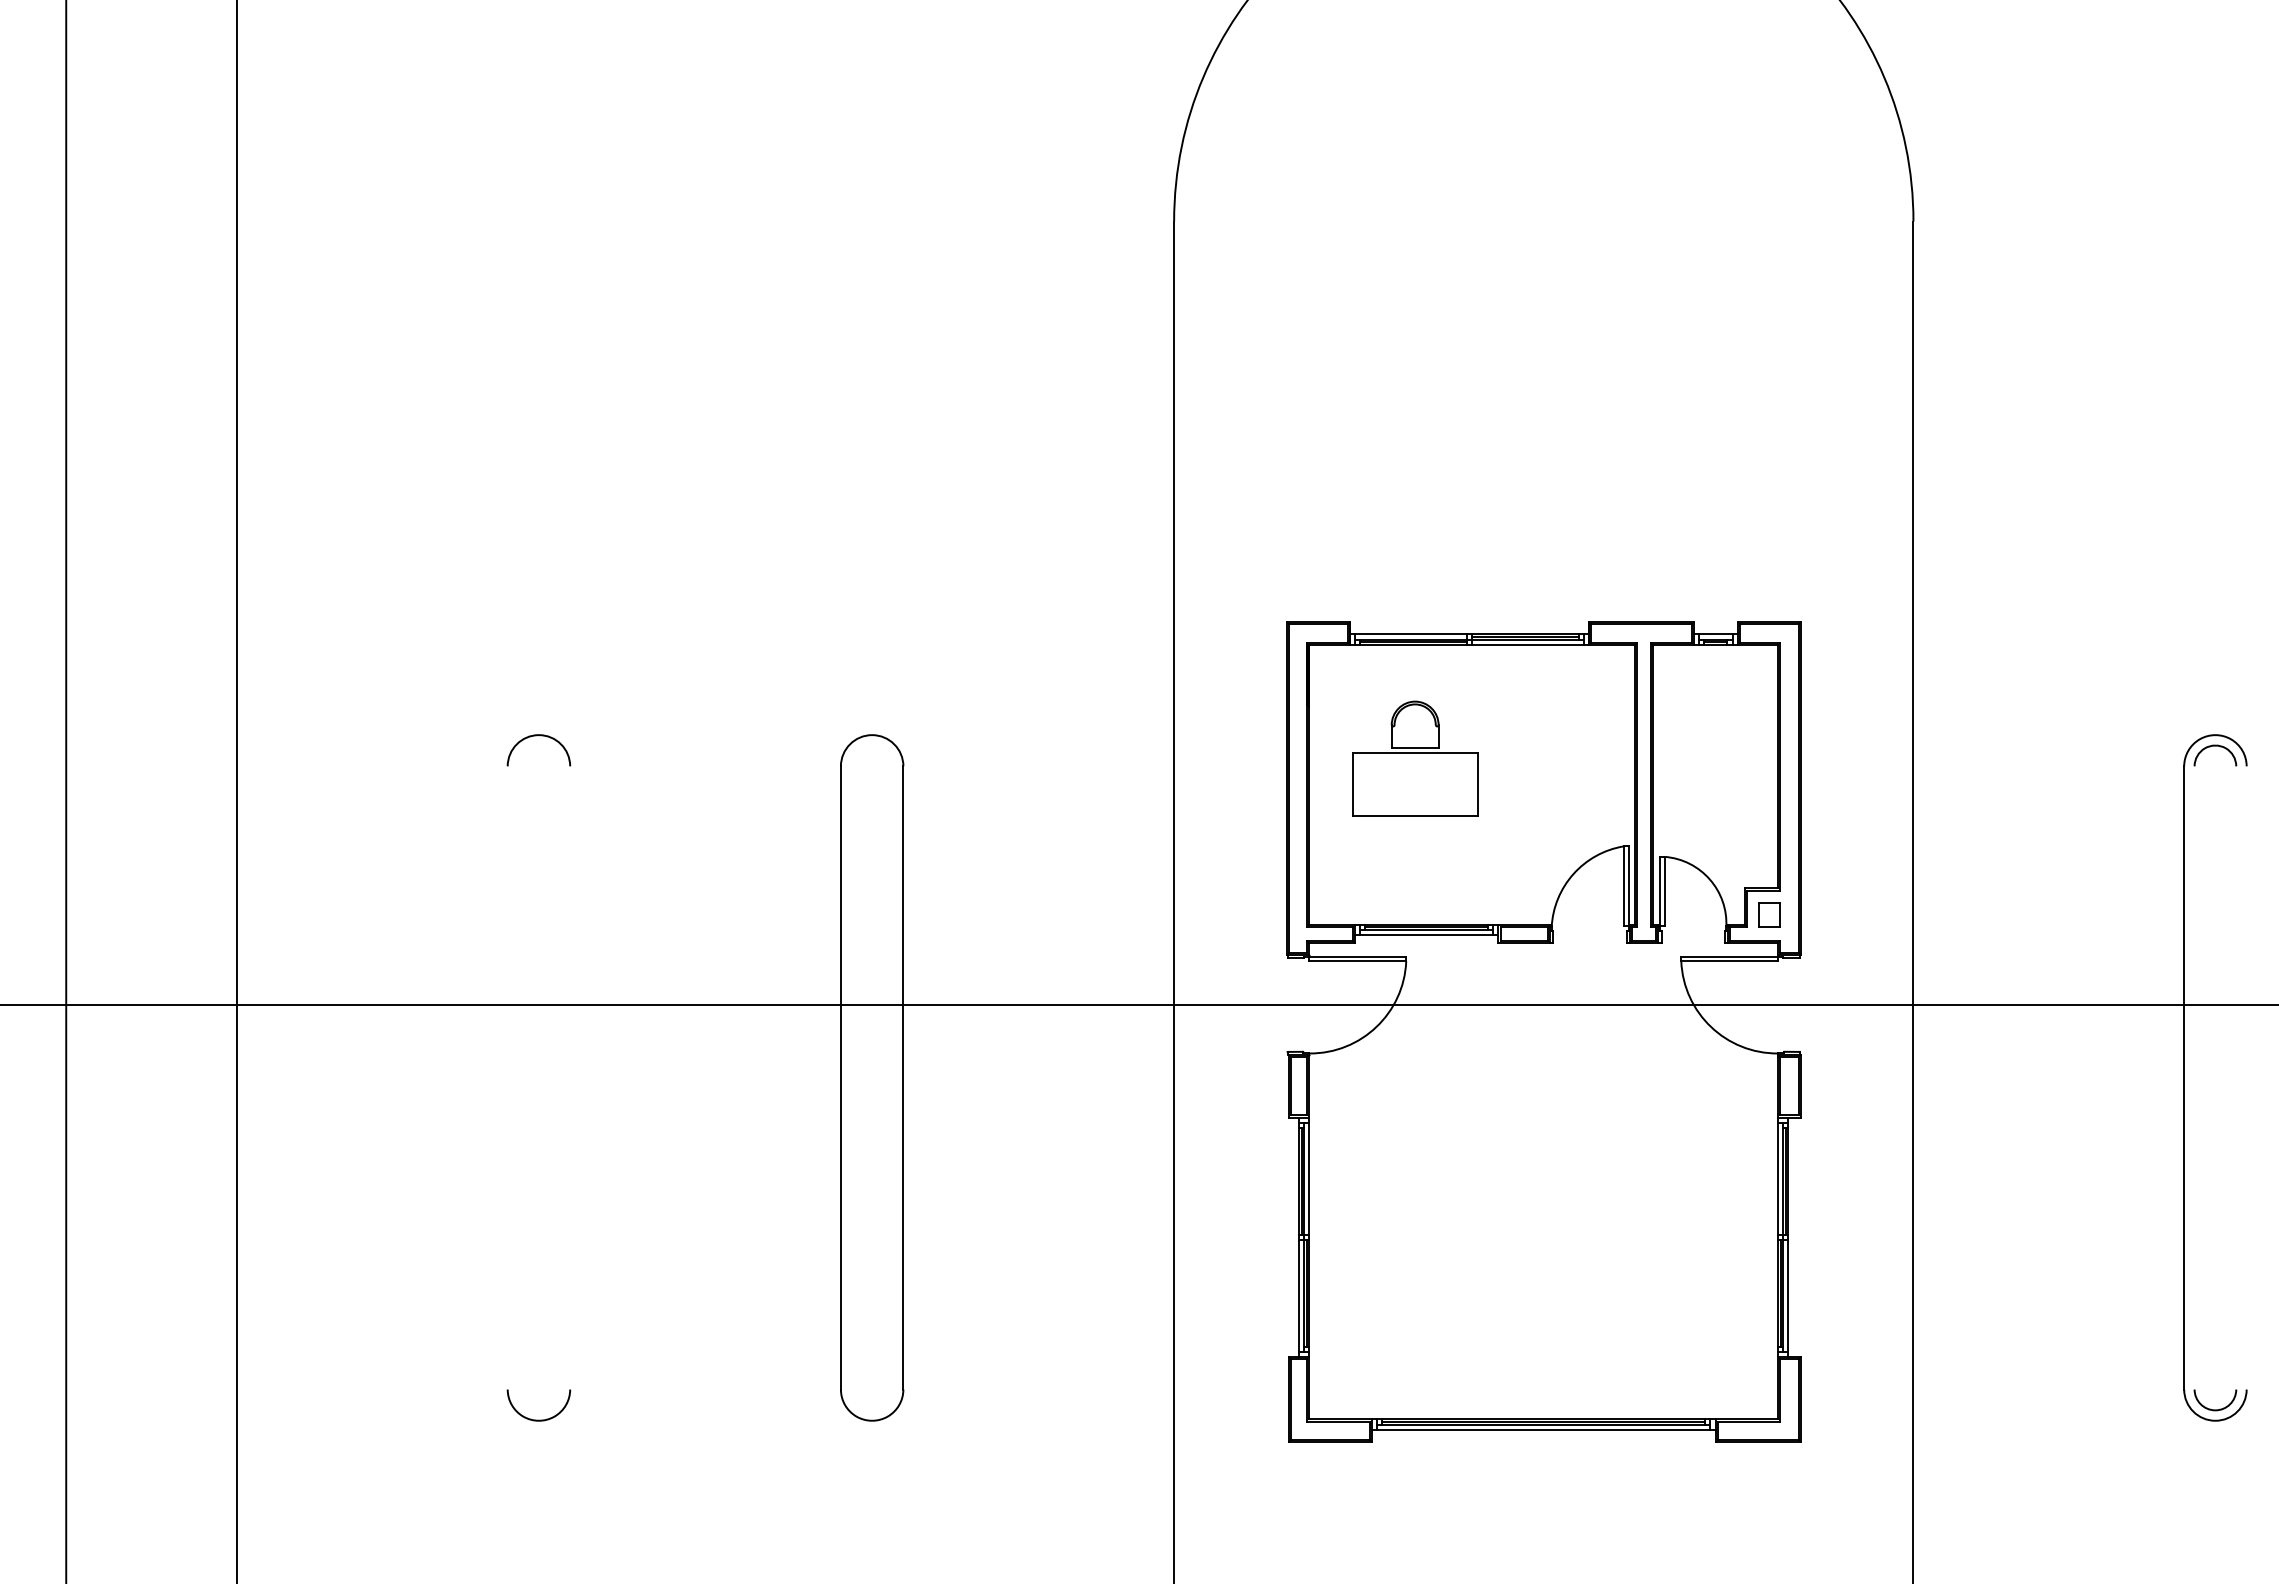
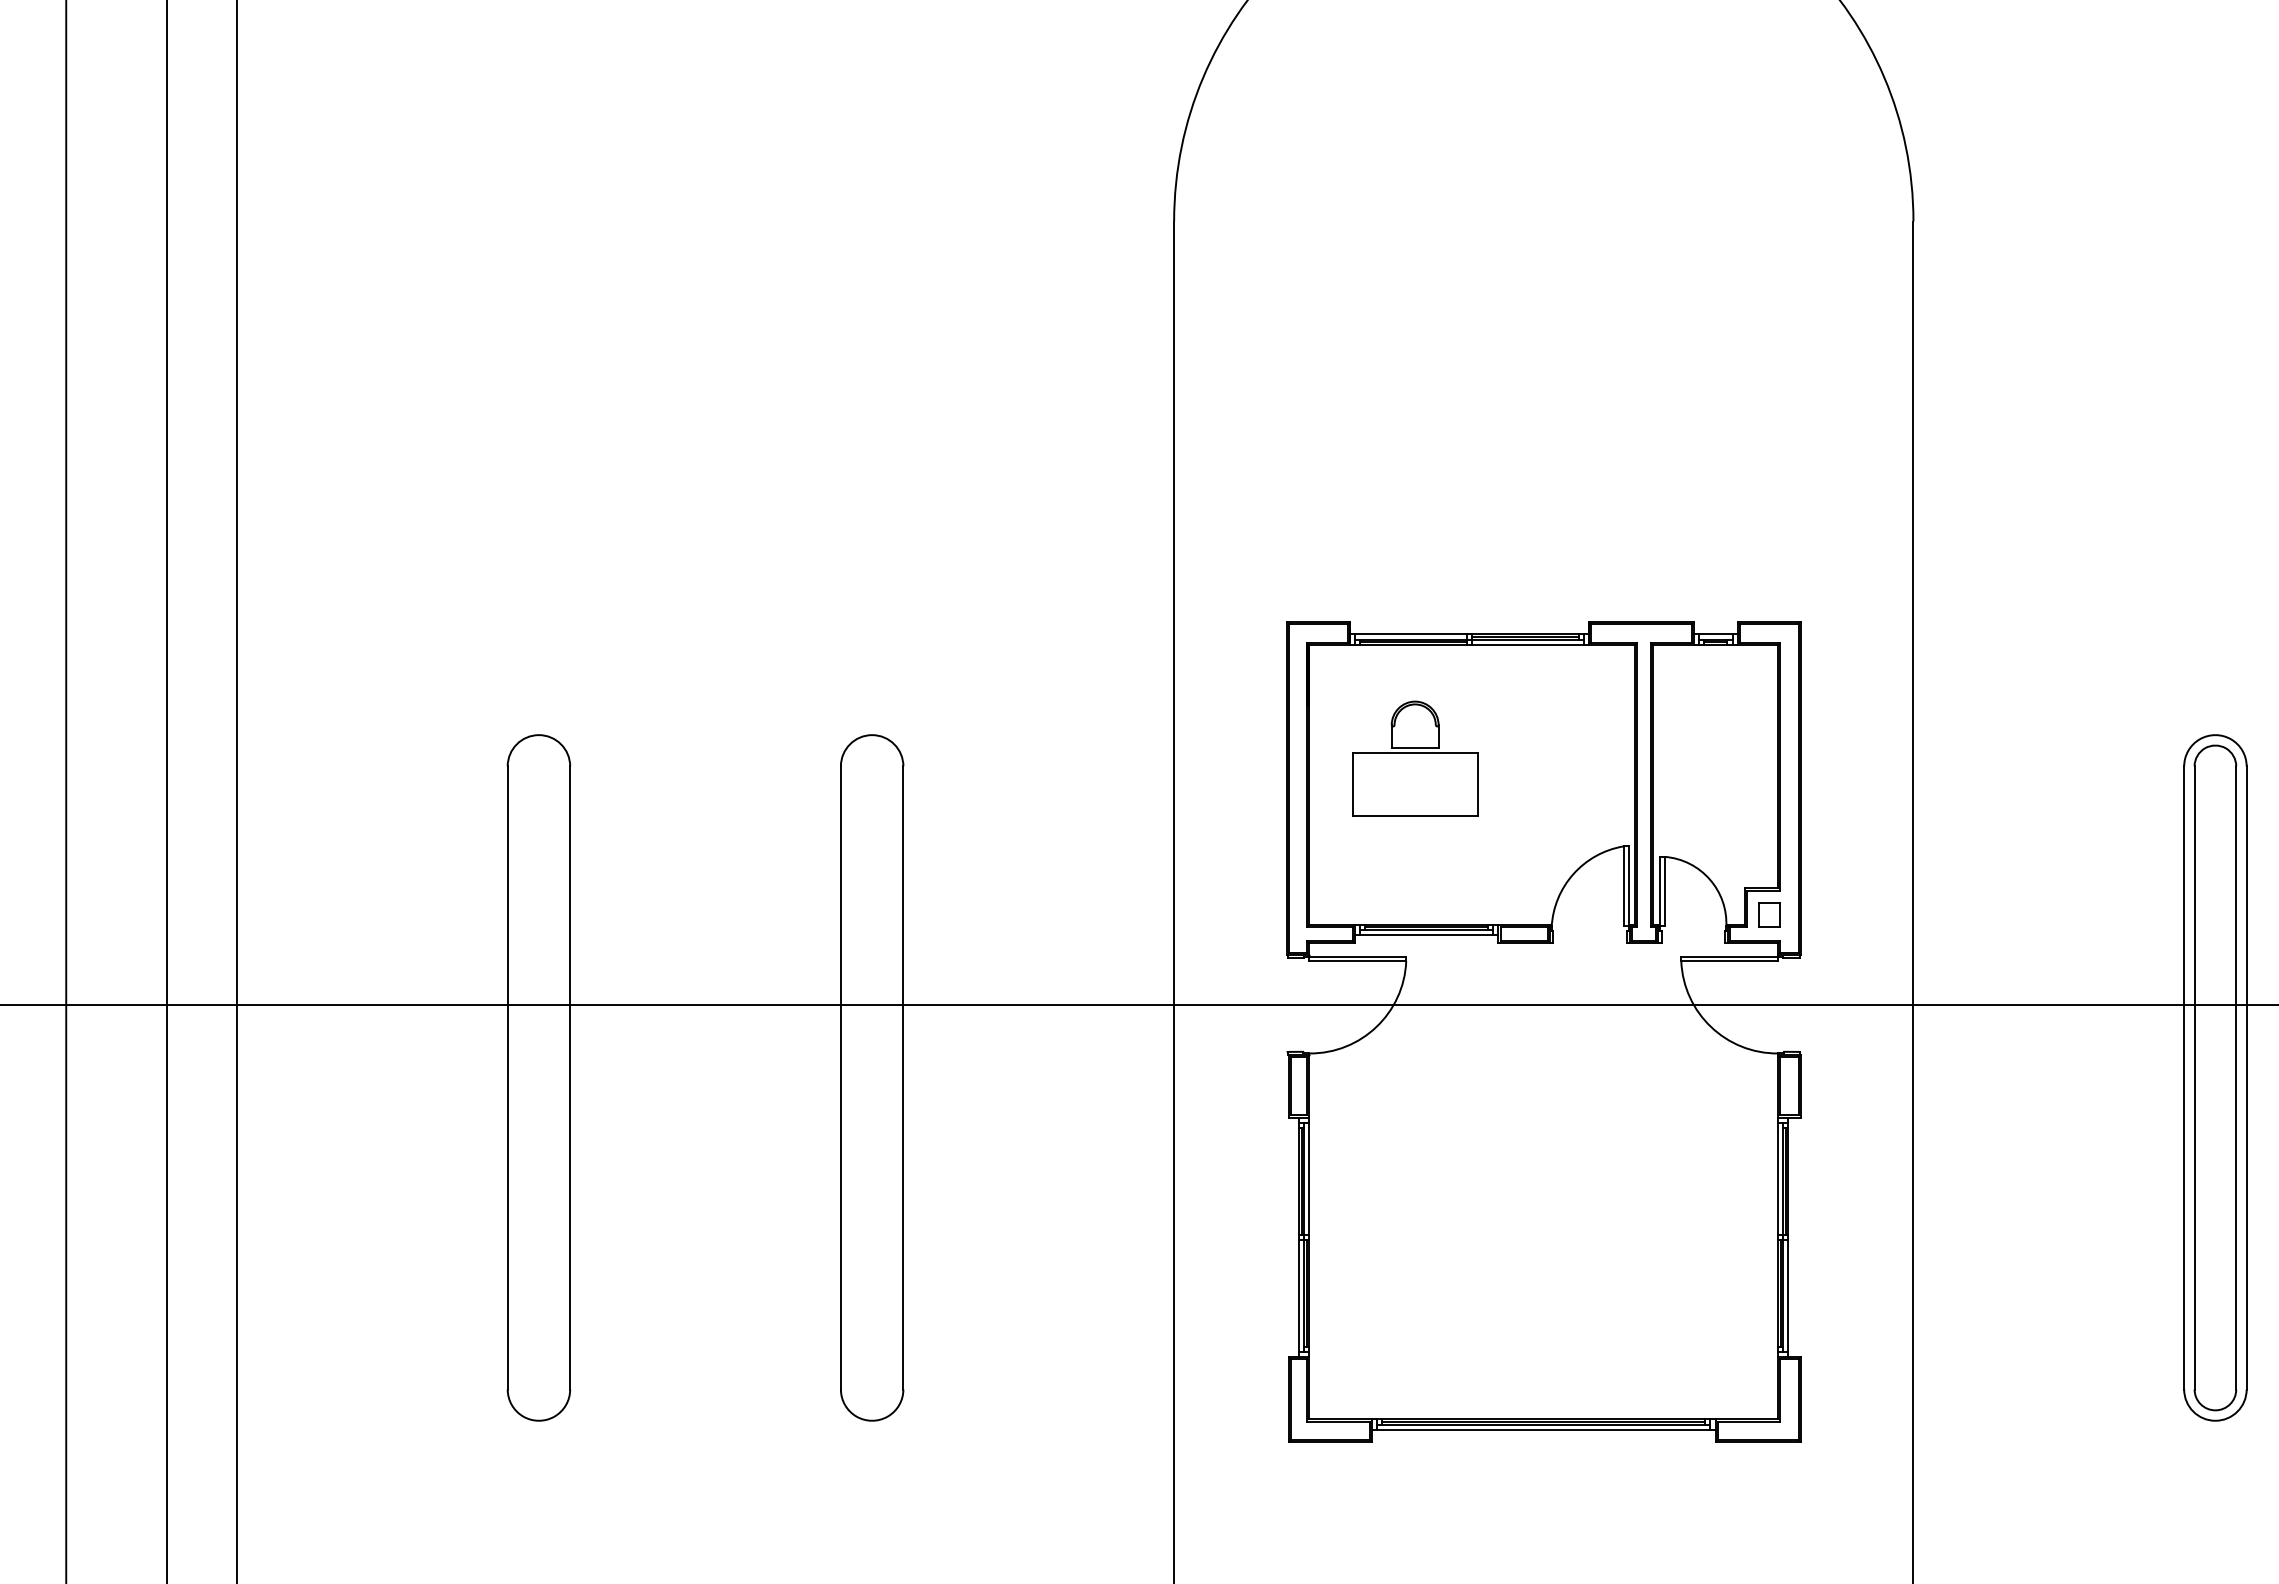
line: none -> present (167, 791)
line: none -> present (507, 1077)
line: none -> present (570, 1077)
line: none -> present (2194, 1077)
line: none -> present (2236, 1077)
line: none -> present (2246, 1077)
